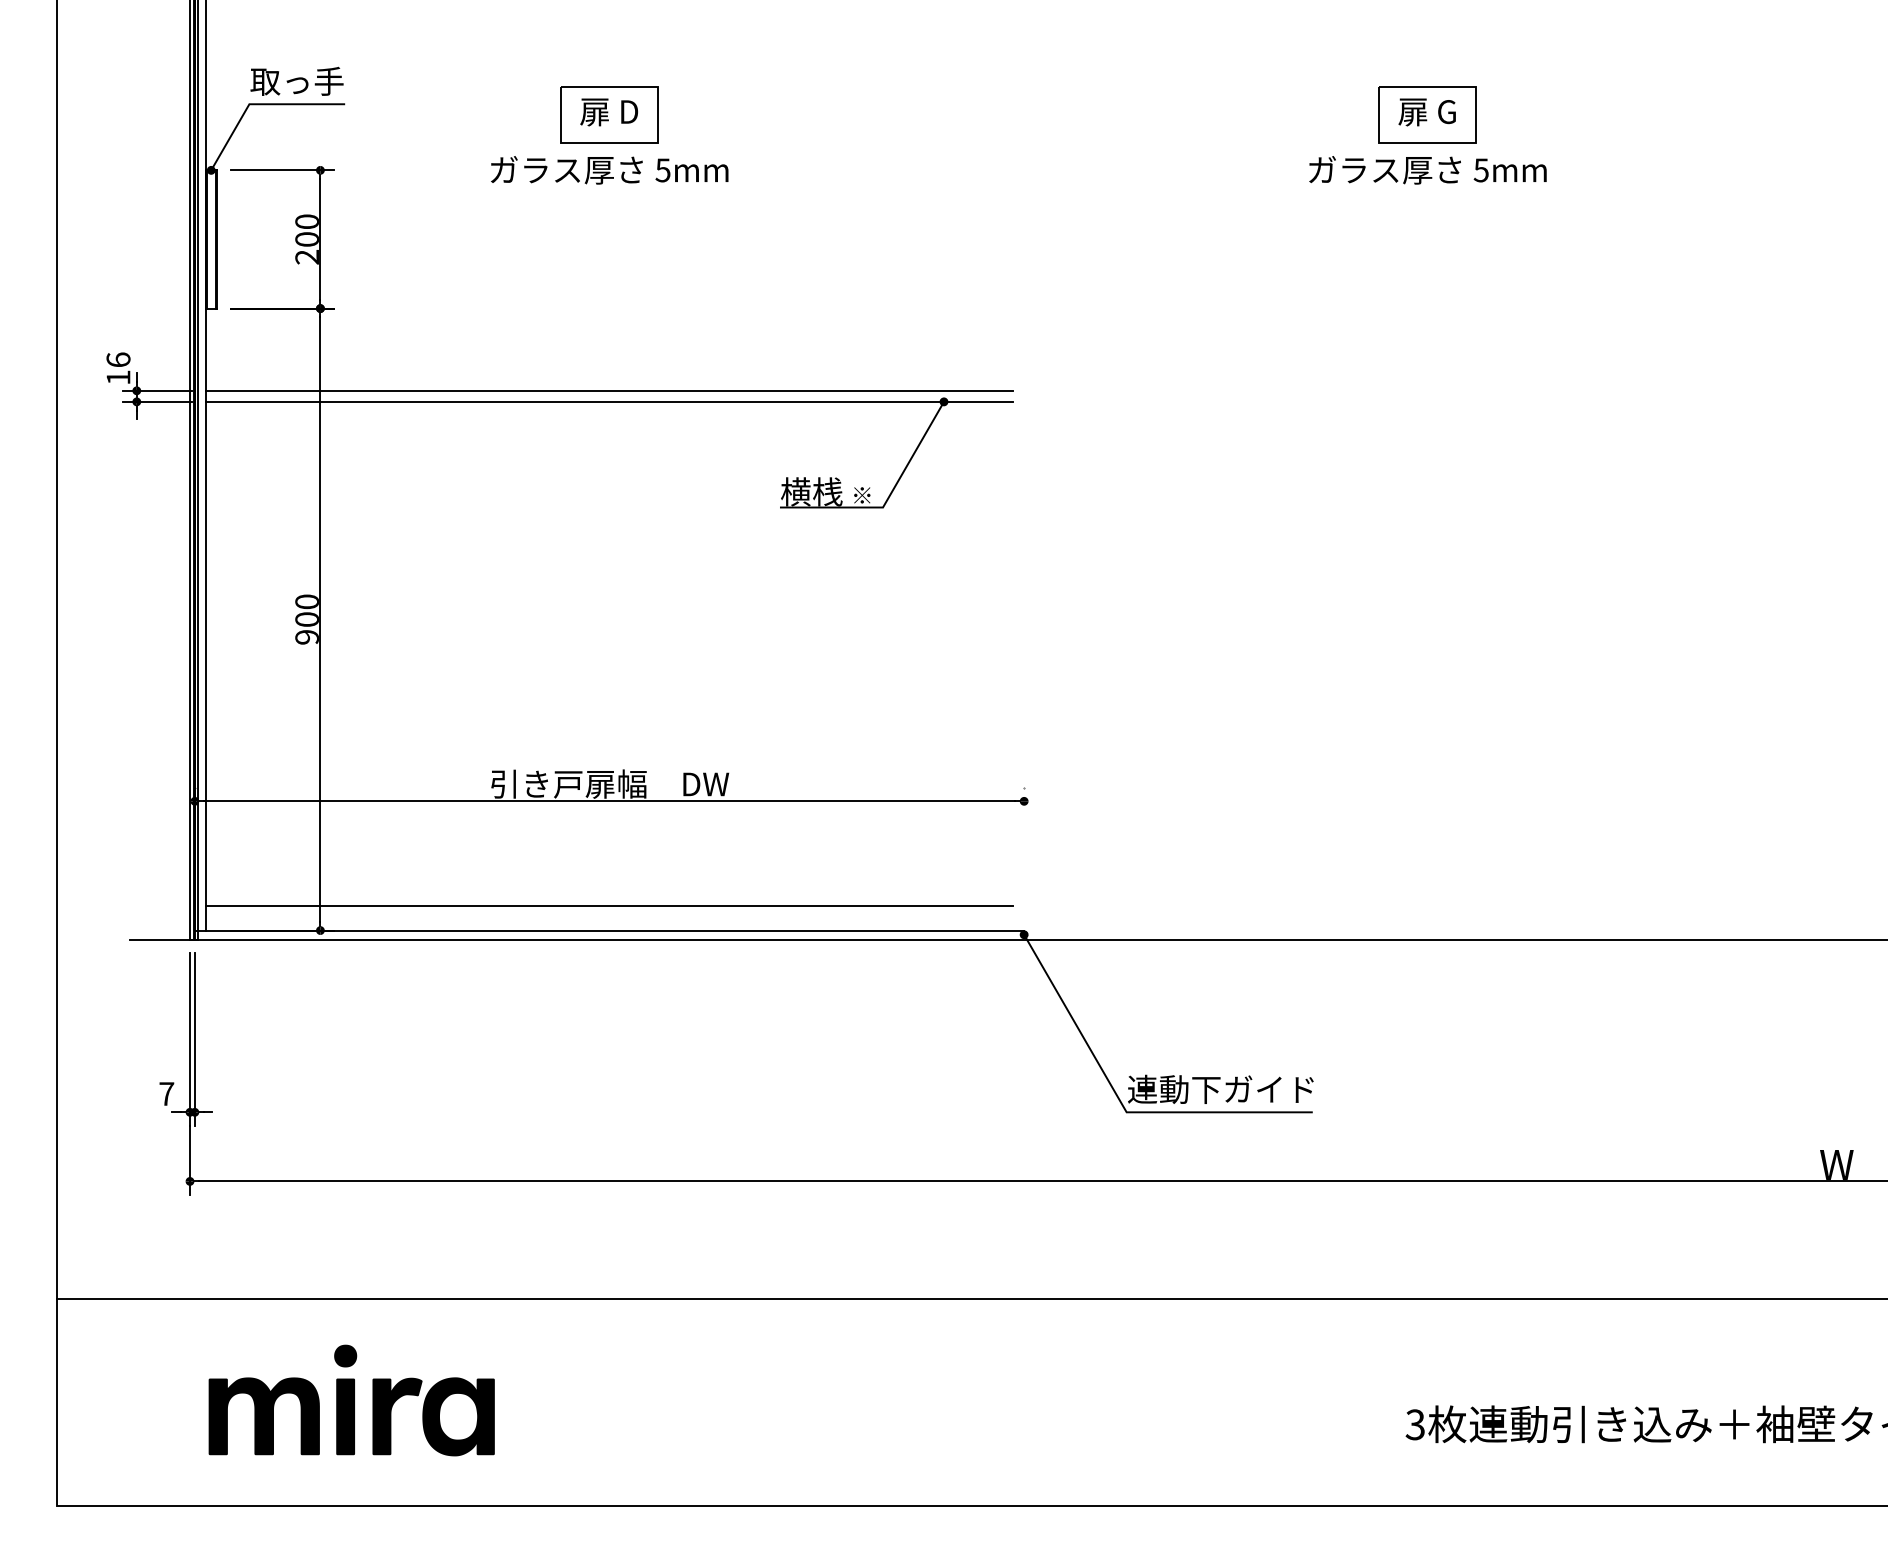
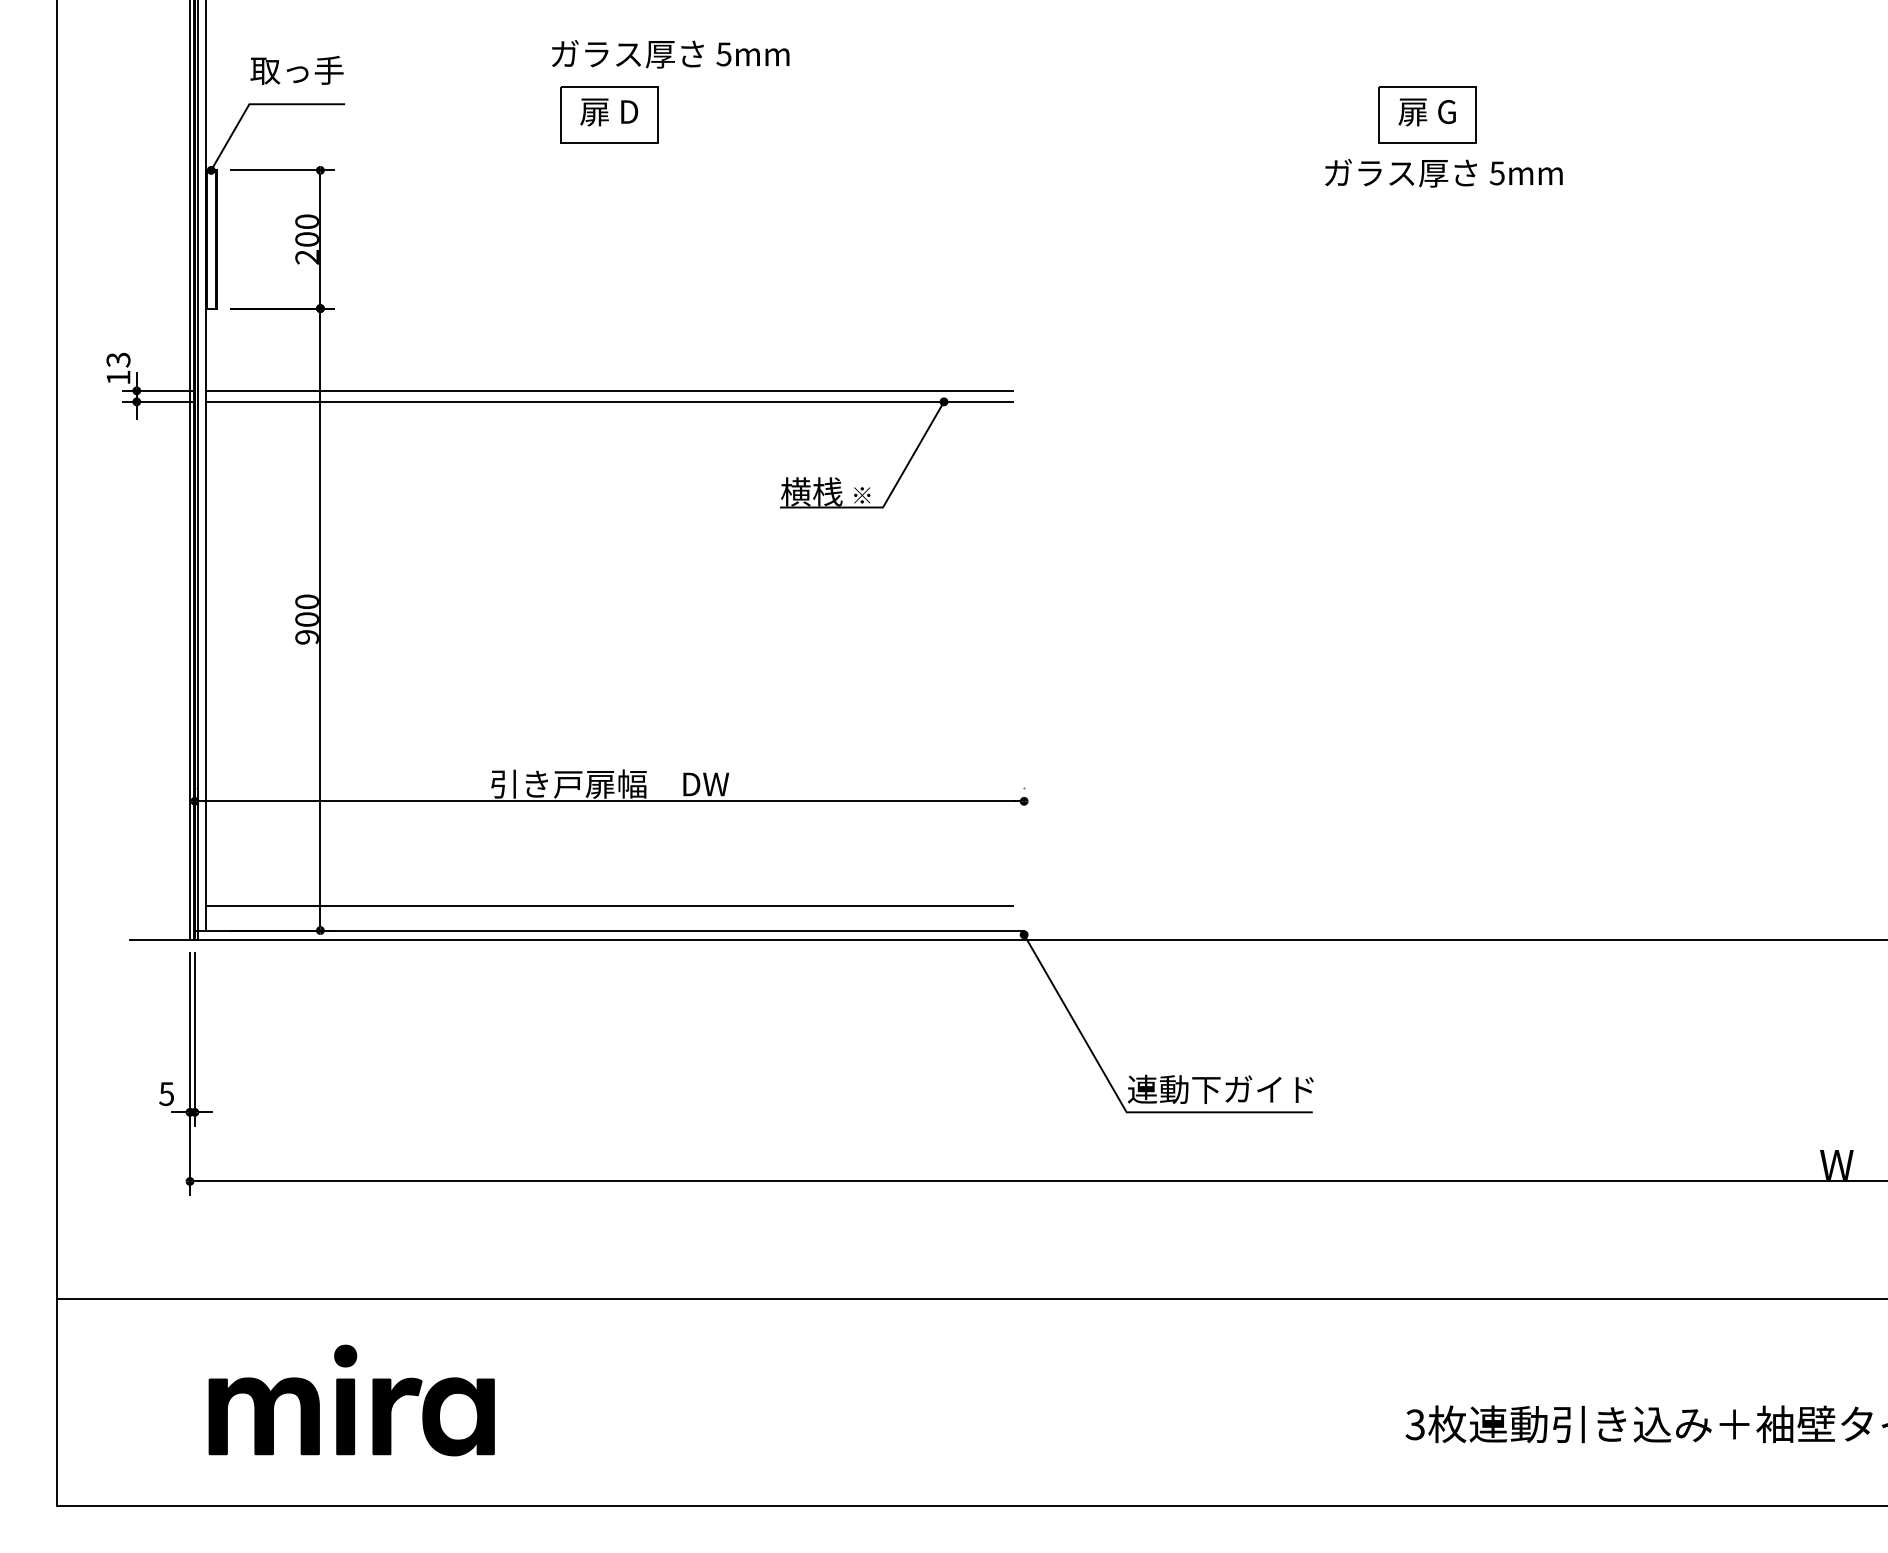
text position: (296, 80) -> (296, 69) (296, 69)
text position: (609, 170) -> (670, 54) (670, 54)
text position: (1427, 170) -> (1443, 173) (1443, 173)
text: 16 -> 13 (118, 359)
text: 7 -> 5 (166, 1094)
